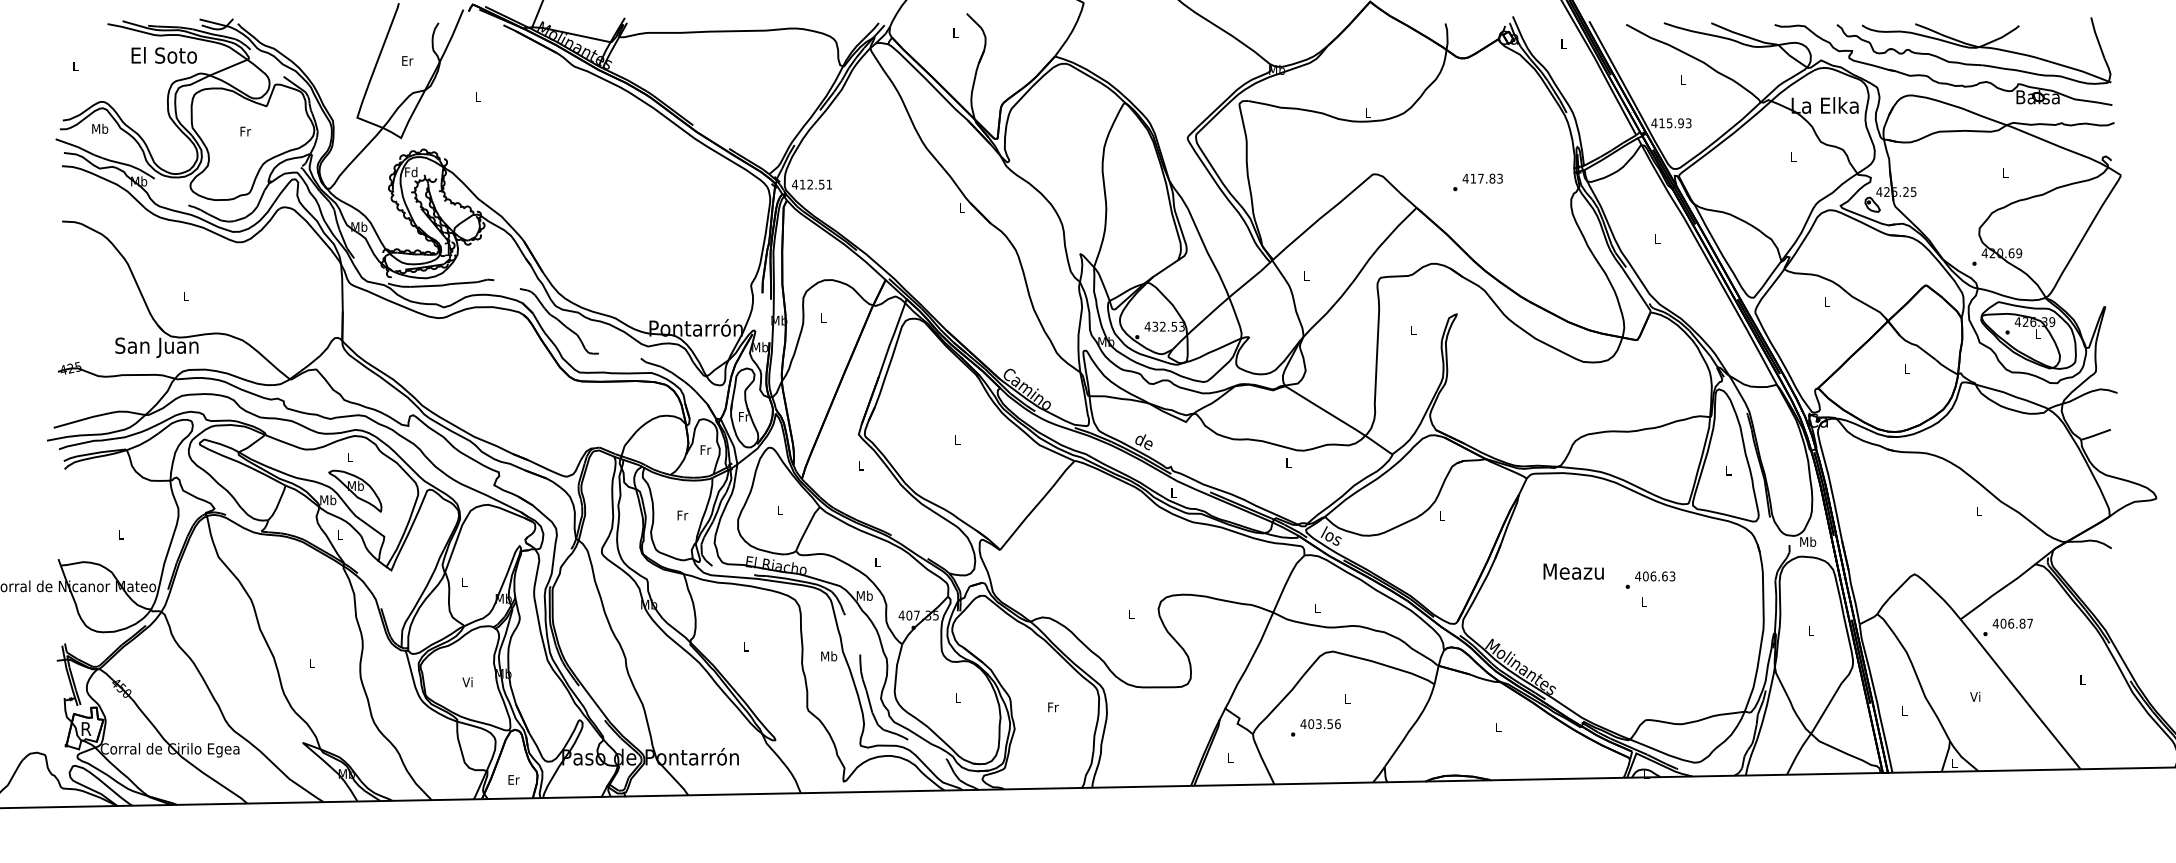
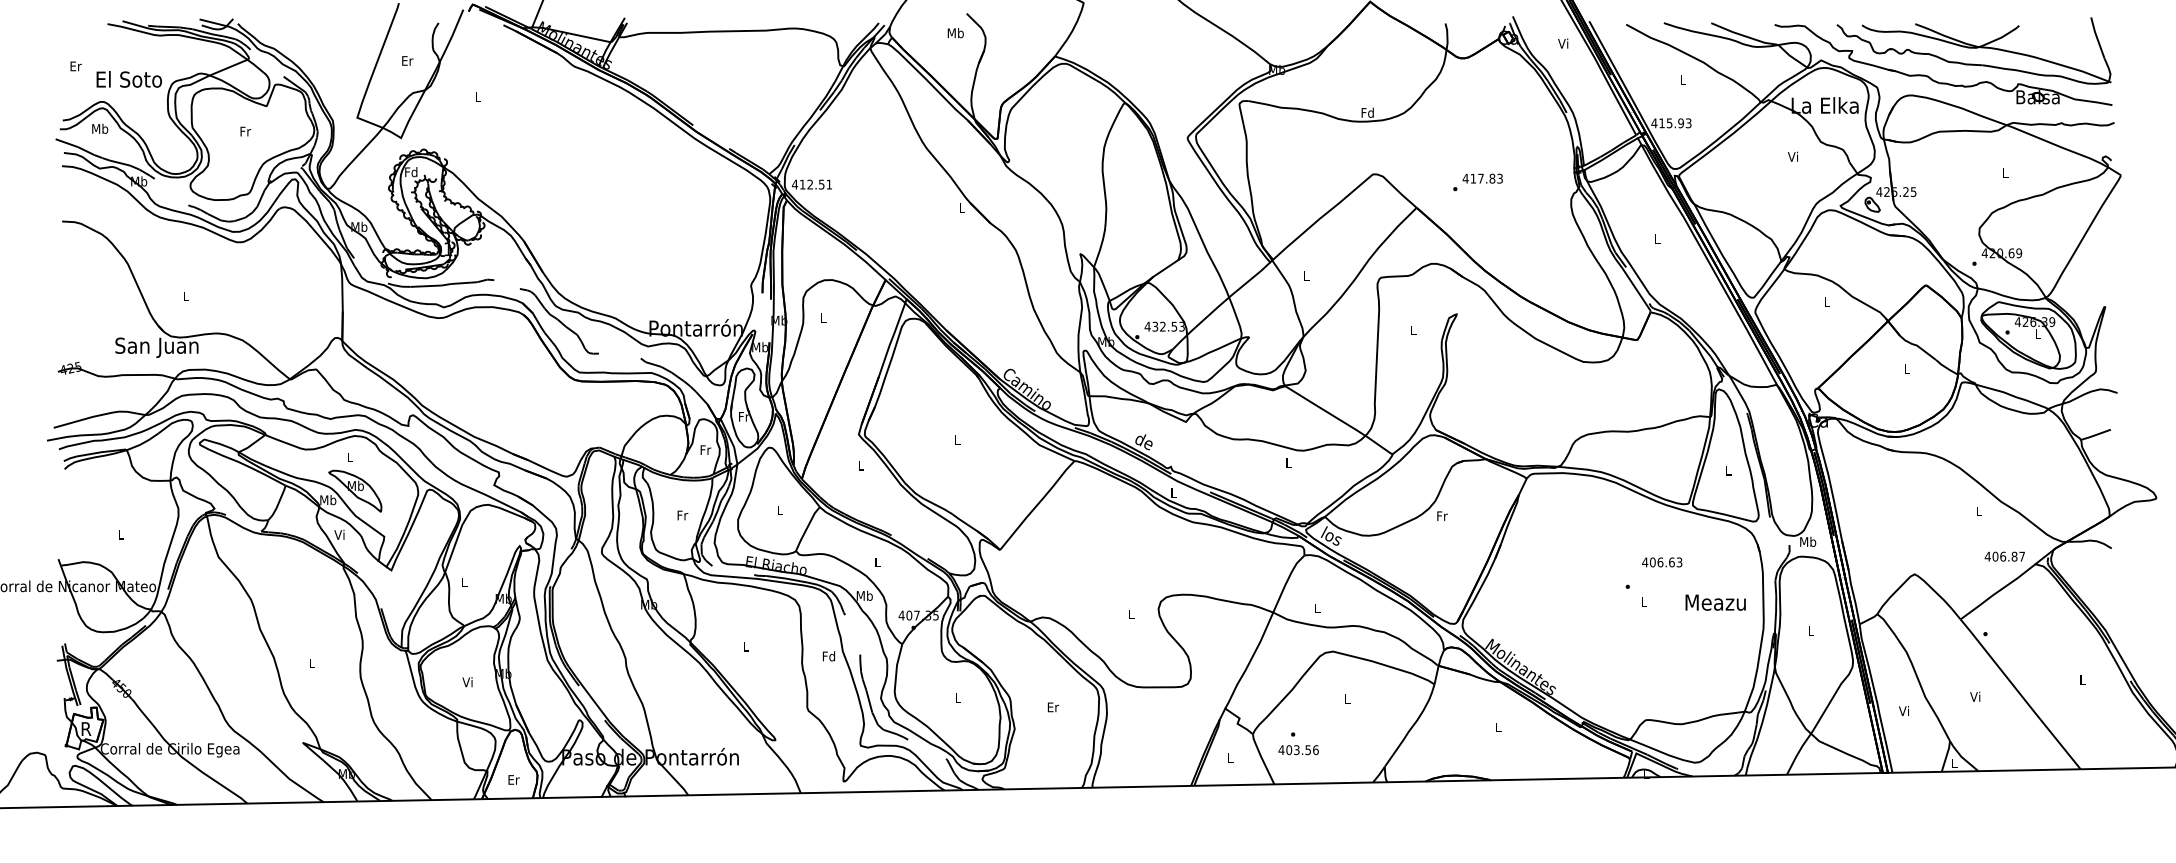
text: L -> Mb (955, 33)
text: L -> Vi (1563, 43)
text position: (163, 55) -> (128, 79) (128, 79)
text: L -> Er (75, 66)
text: L -> Fd (1367, 112)
text: L -> Vi (1792, 156)
text: L -> Fr (1442, 515)
text: L -> Vi (339, 534)
text position: (1573, 571) -> (1715, 602) (1715, 602)
text position: (1655, 576) -> (1662, 562) (1662, 562)
text position: (2012, 623) -> (2004, 556) (2004, 556)
text: Mb -> Fd (829, 656)
text: Fr -> Er (1053, 707)
text: L -> Vi (1903, 710)
text position: (1320, 724) -> (1298, 750) (1298, 750)
